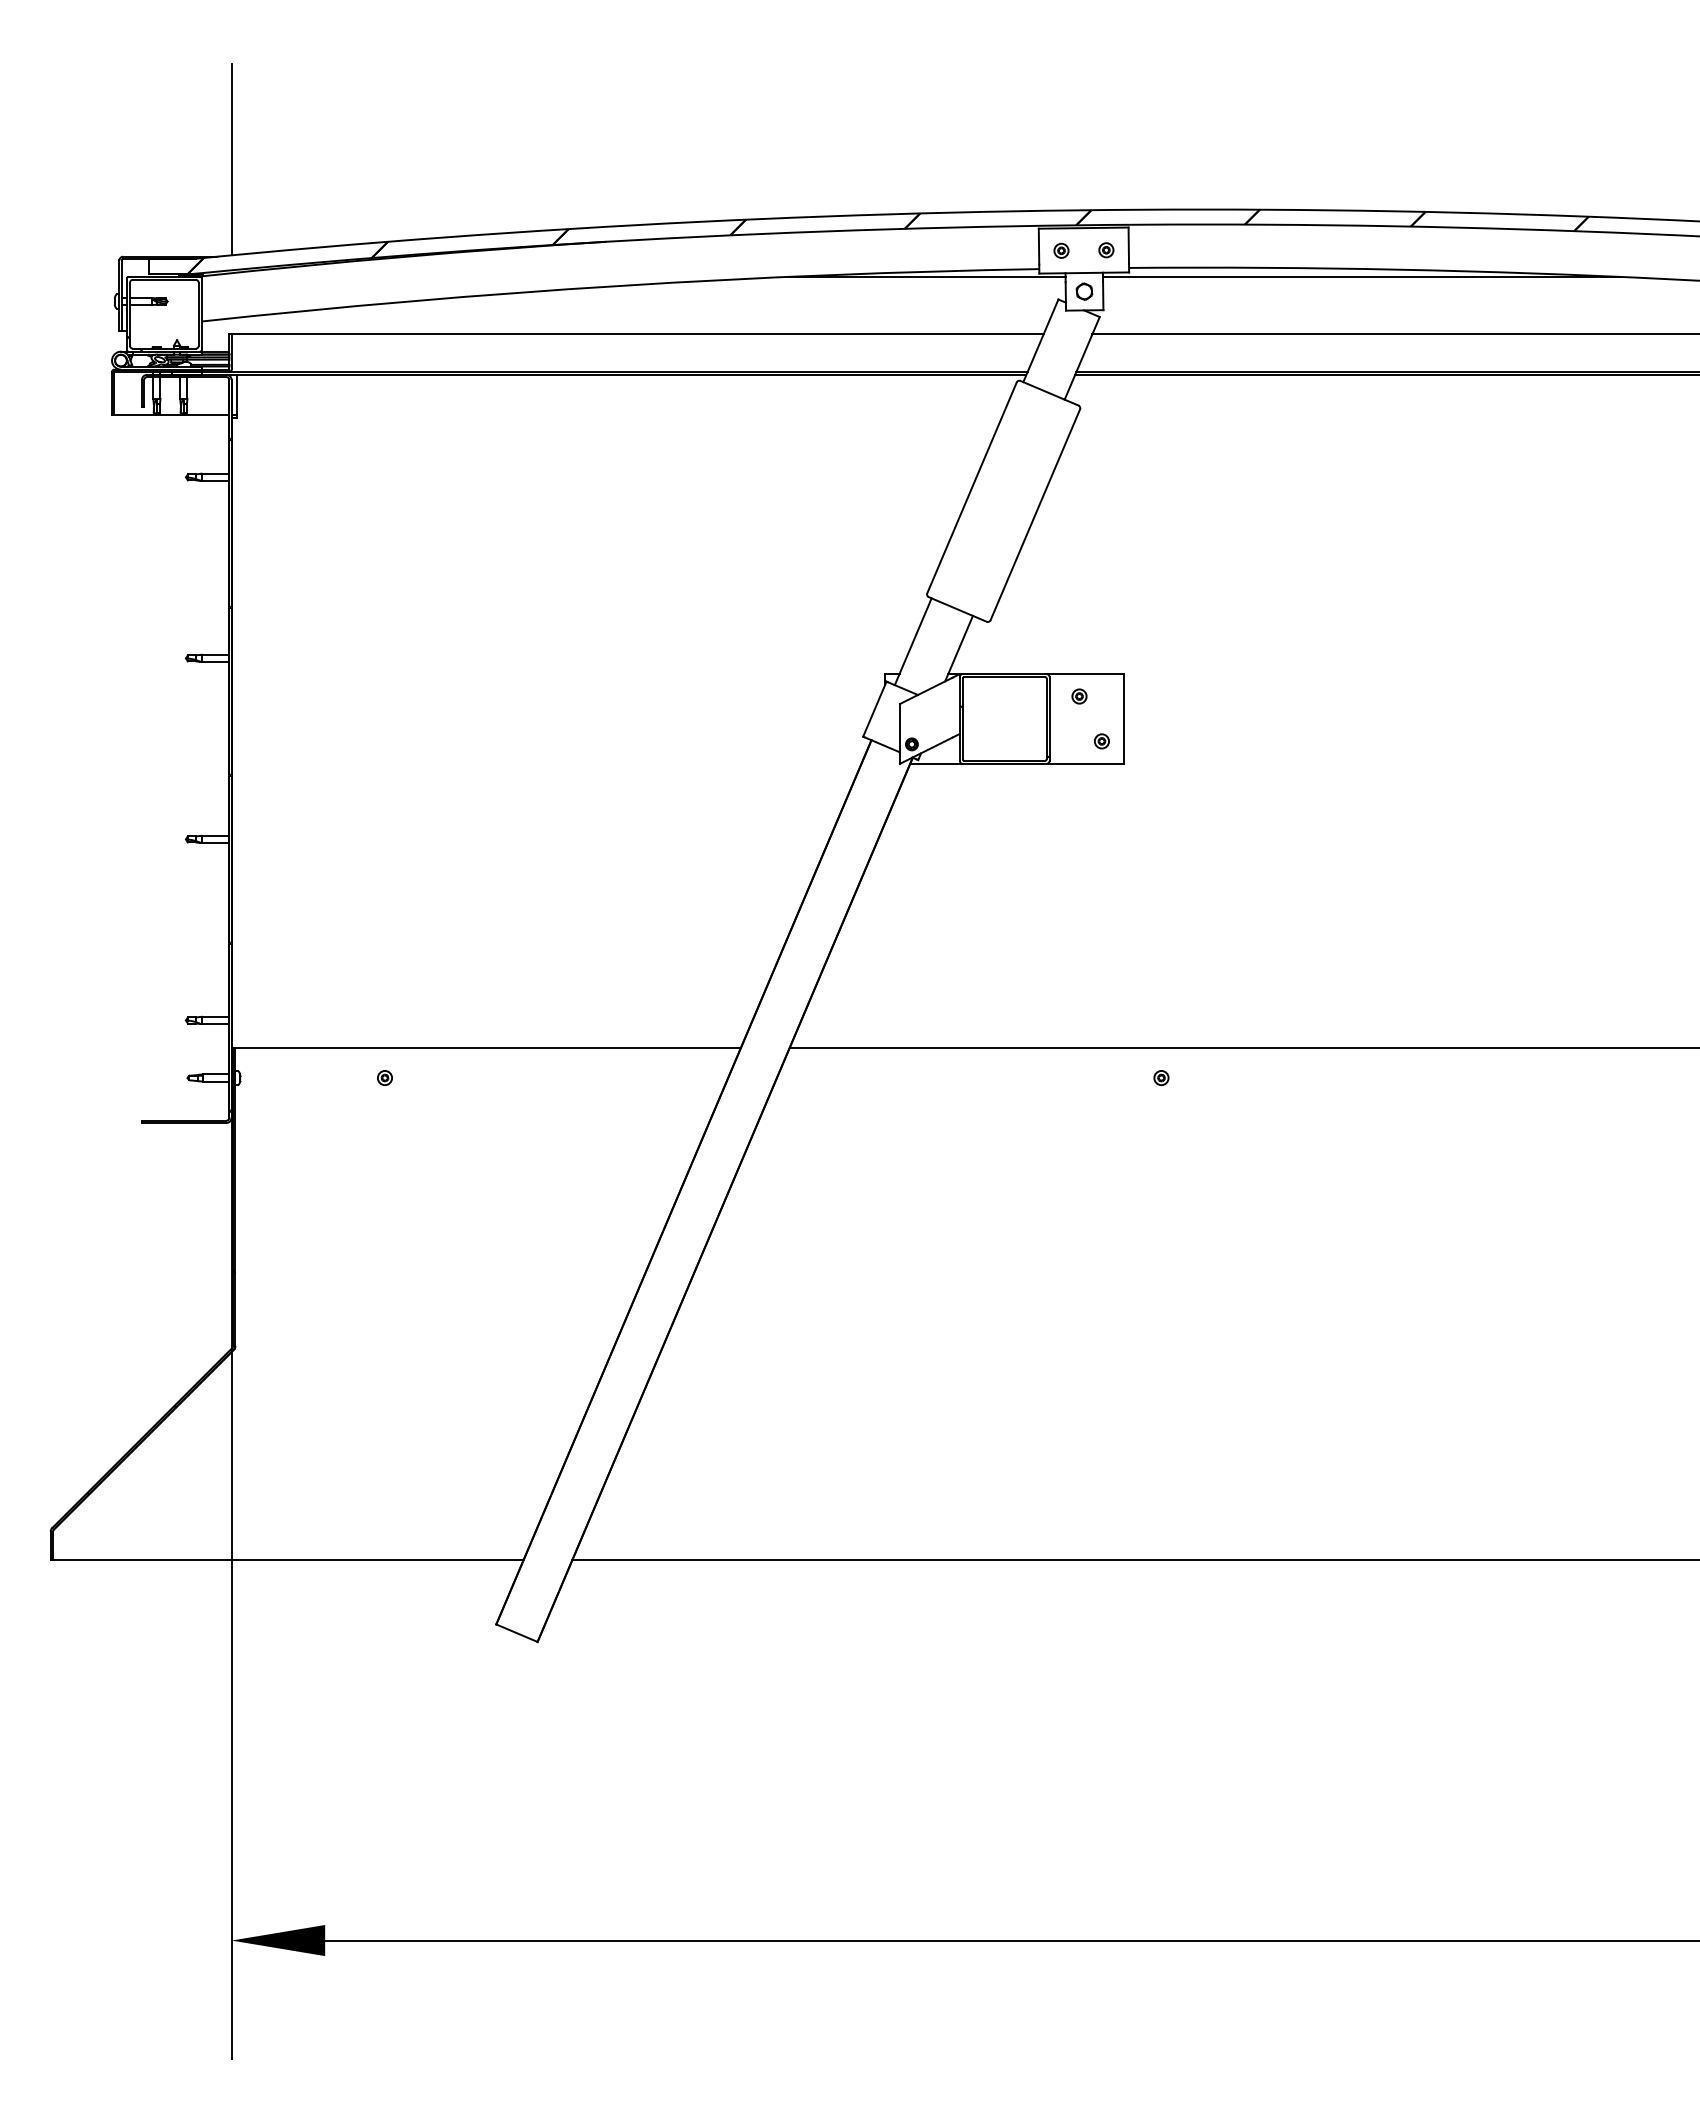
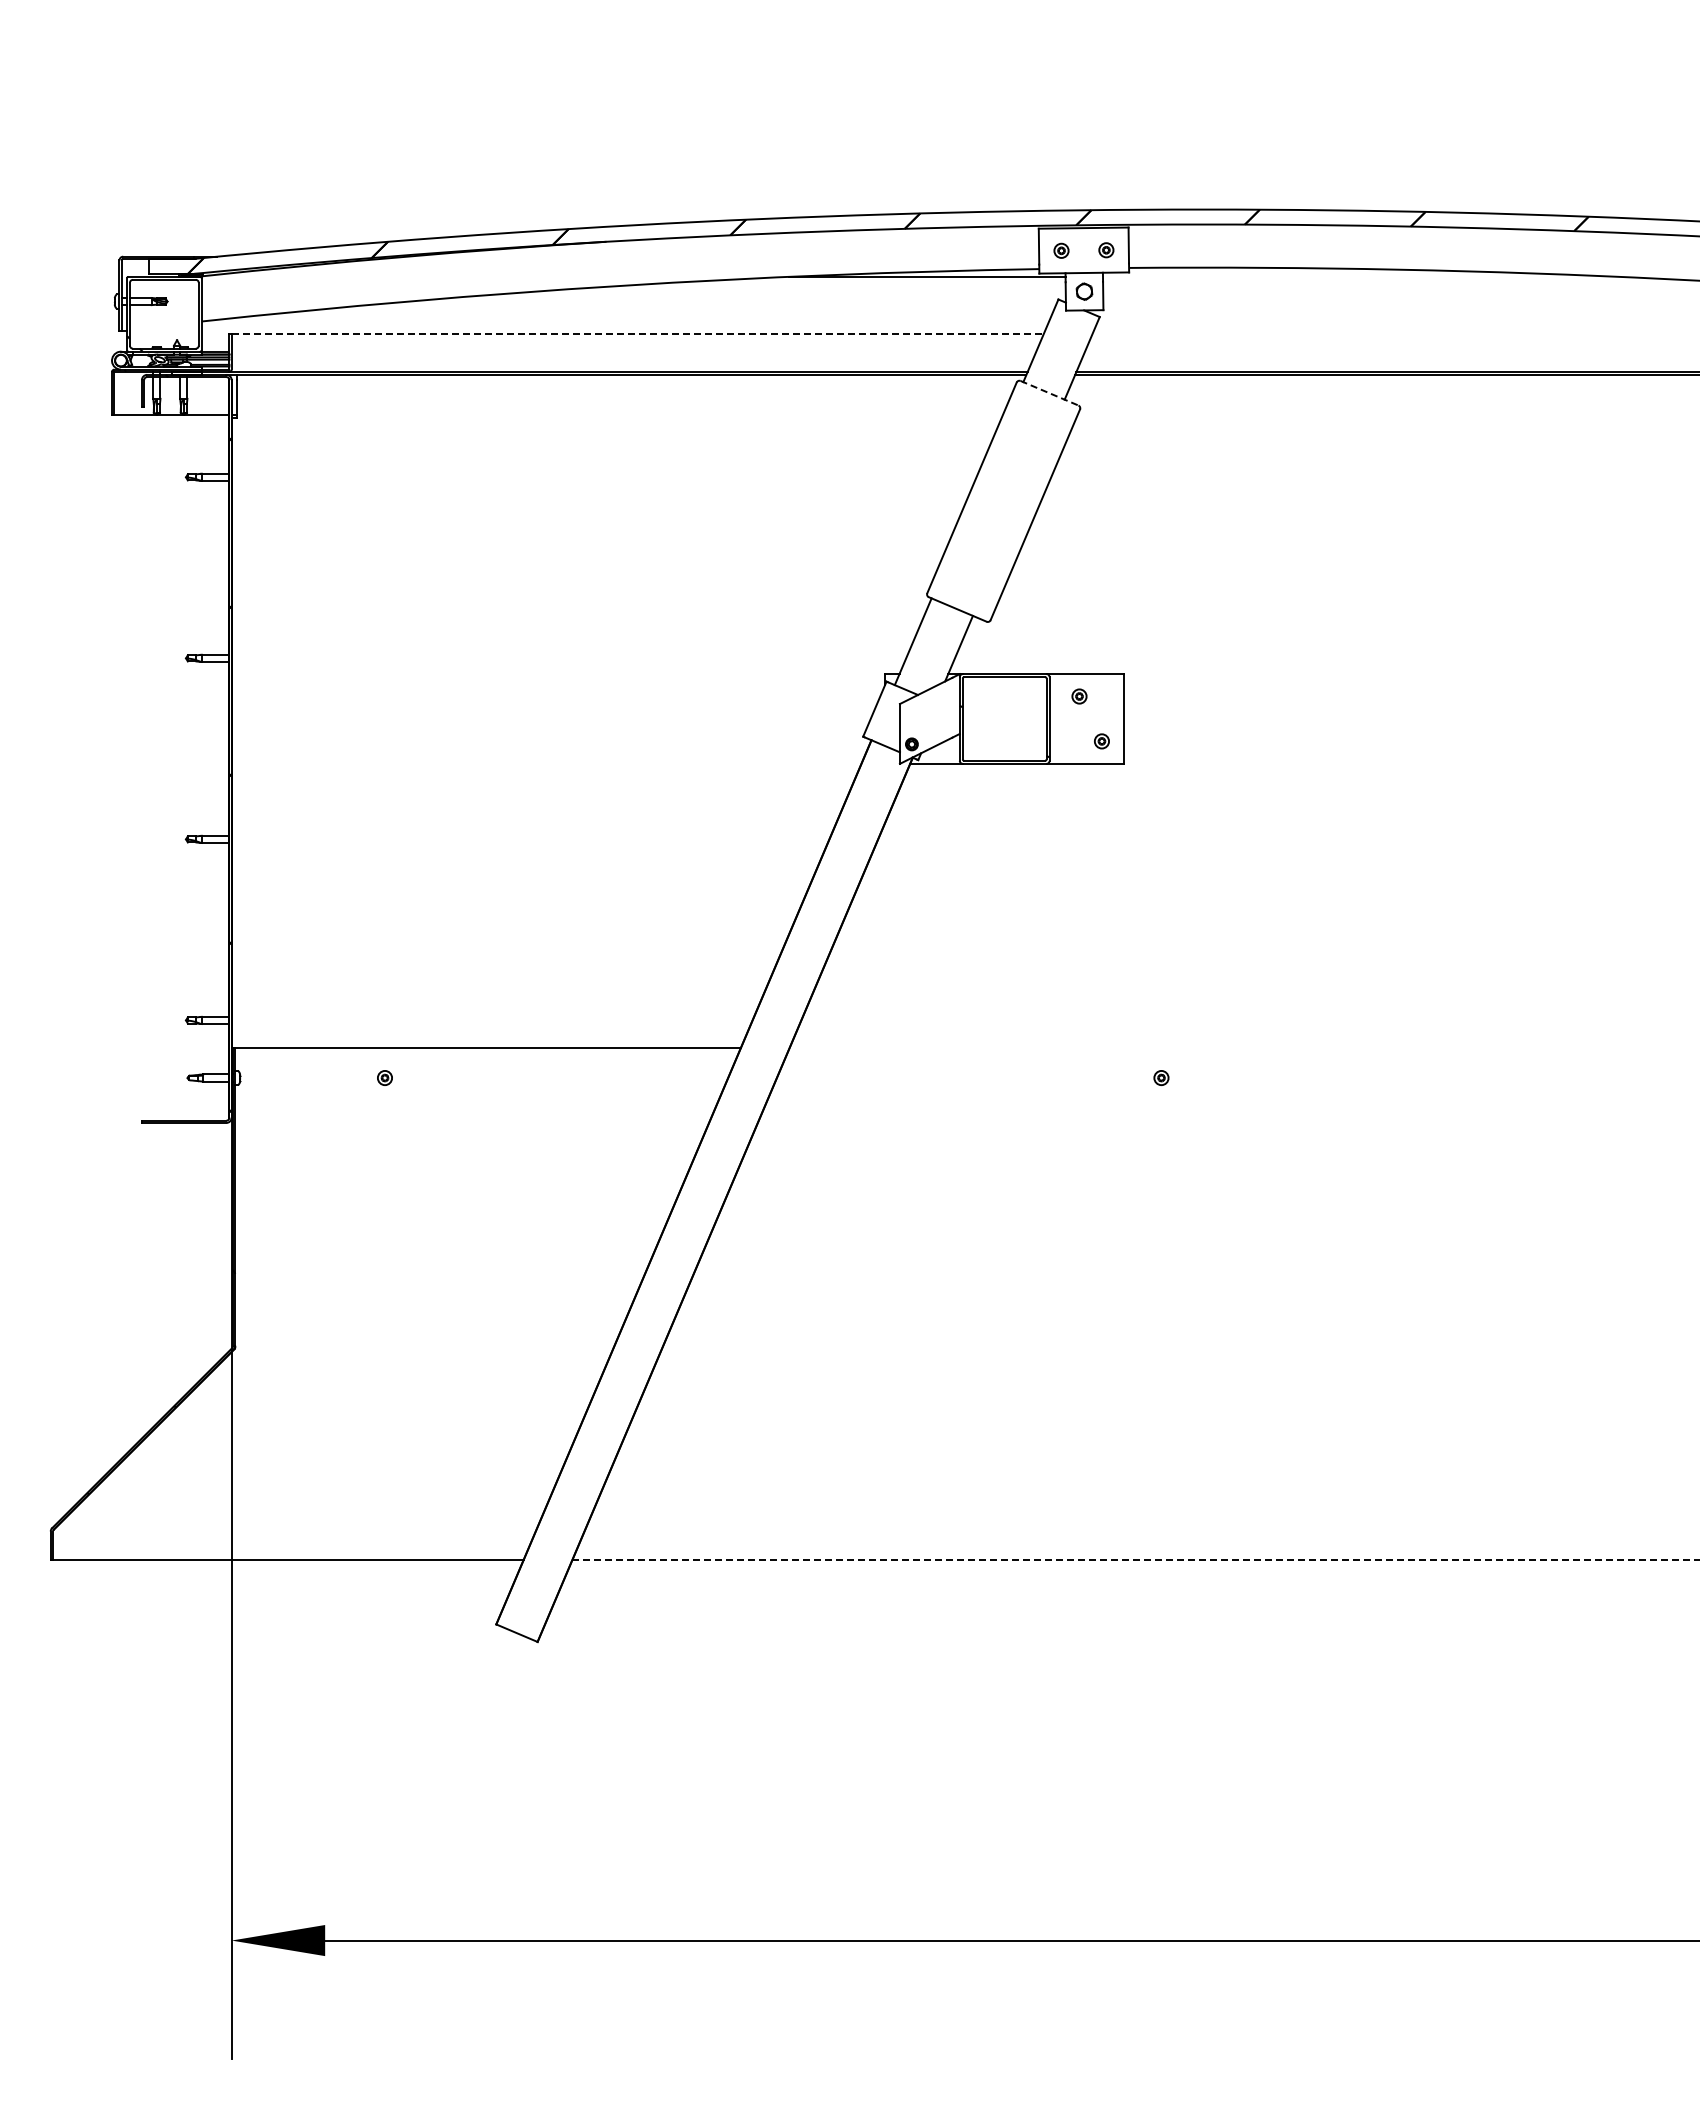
line: present -> none (231, 159)
line: present -> none (1361, 276)
line: solid -> dashed (637, 334)
line: present -> none (1394, 334)
line: solid -> dashed (1050, 393)
line: present -> none (1242, 1048)
line: solid -> dashed (1136, 1559)
